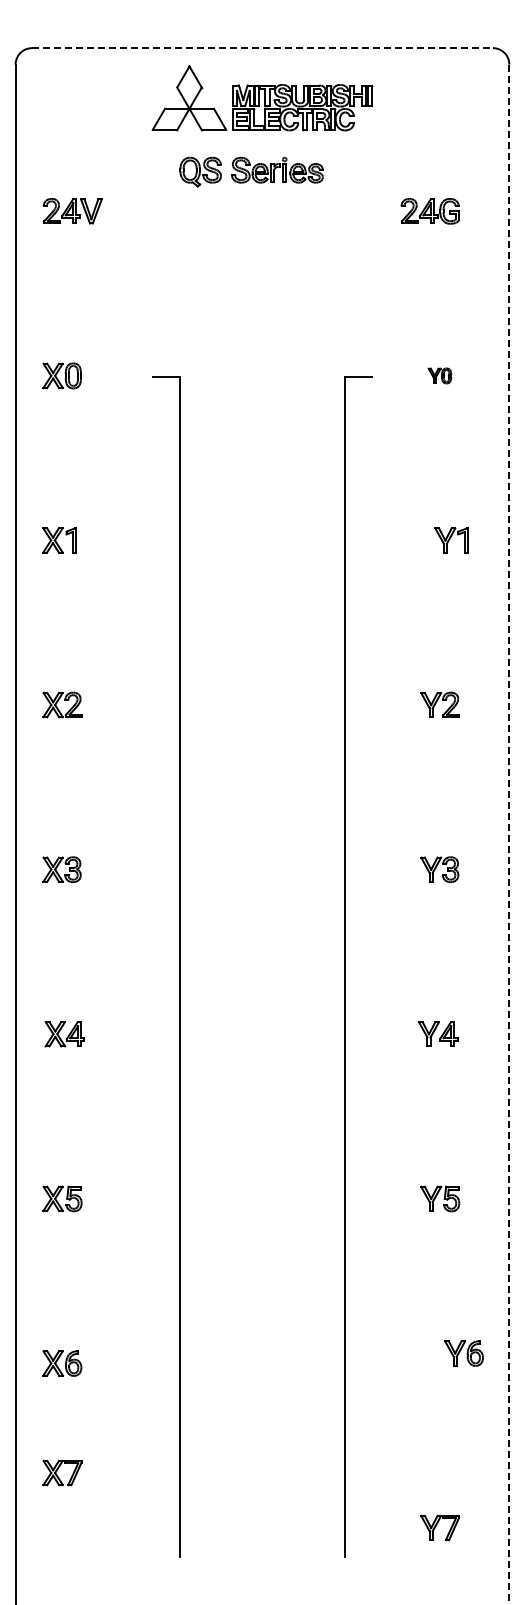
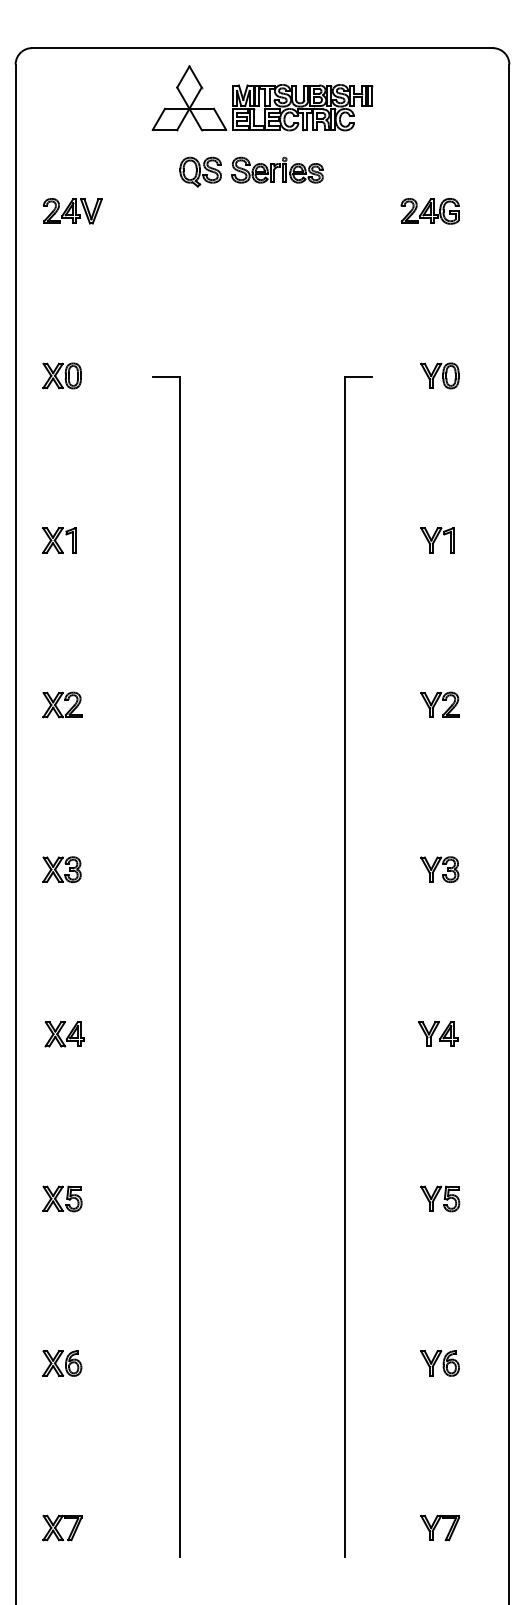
line: dashed -> solid (262, 48)
part size: 26x18 px -> 40x28 px (439, 375)
part position: (451, 540) -> (437, 540) (437, 540)
line: dashed -> solid (509, 834)
part position: (463, 1353) -> (439, 1363) (439, 1363)
part position: (62, 1472) -> (62, 1527) (62, 1527)
